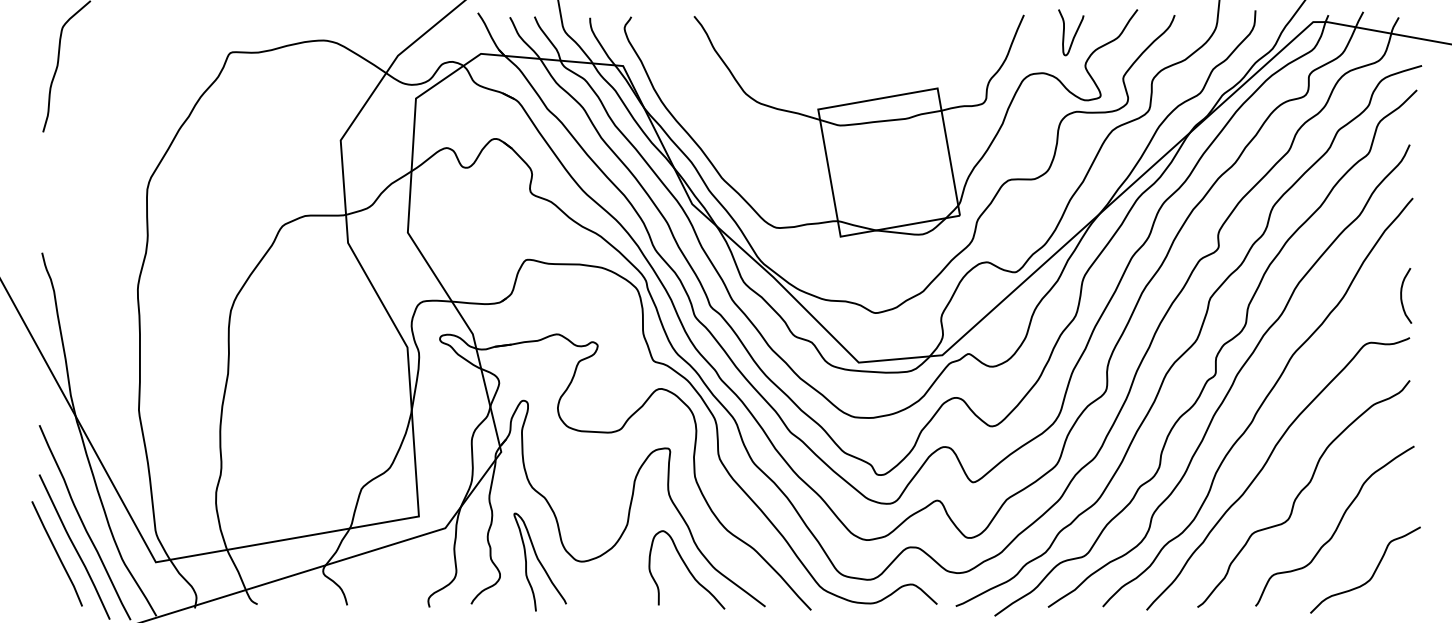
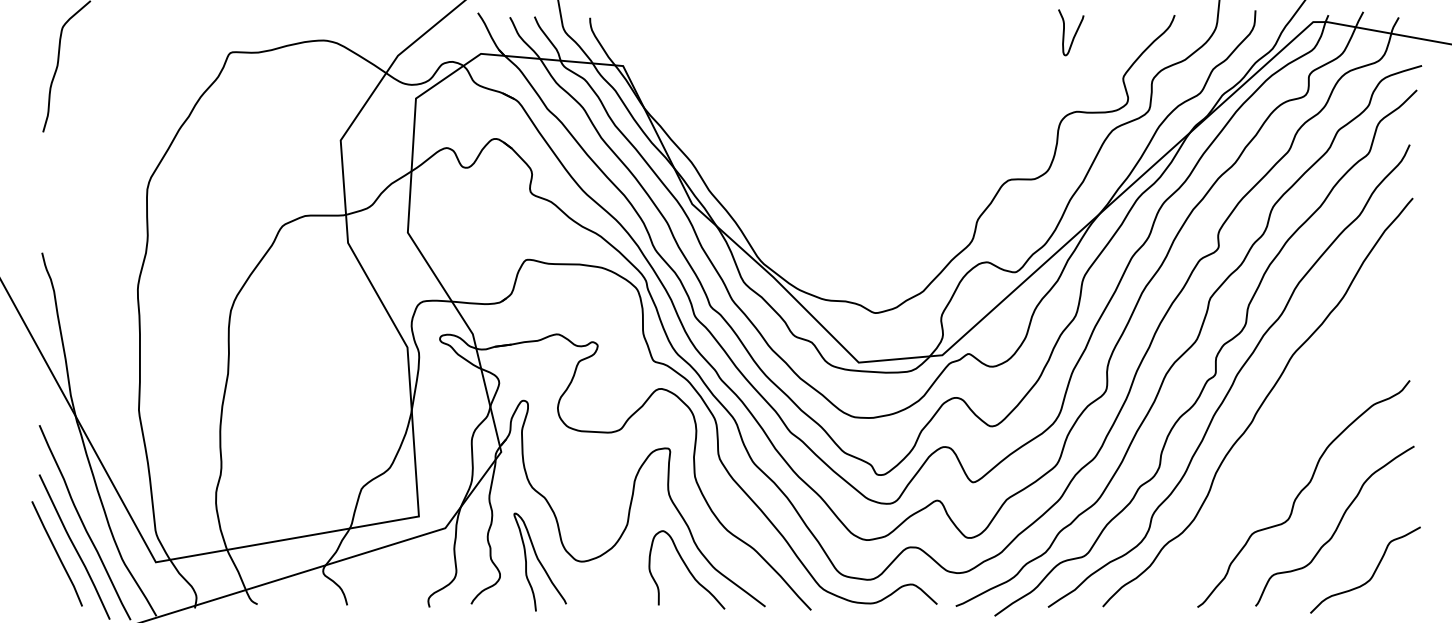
part: present -> none (880, 123)
curve: present -> none (1402, 295)
curve: present -> none (1266, 464)
